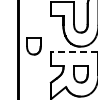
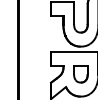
part: present -> none (33, 46)
line: dashed -> solid (73, 52)
